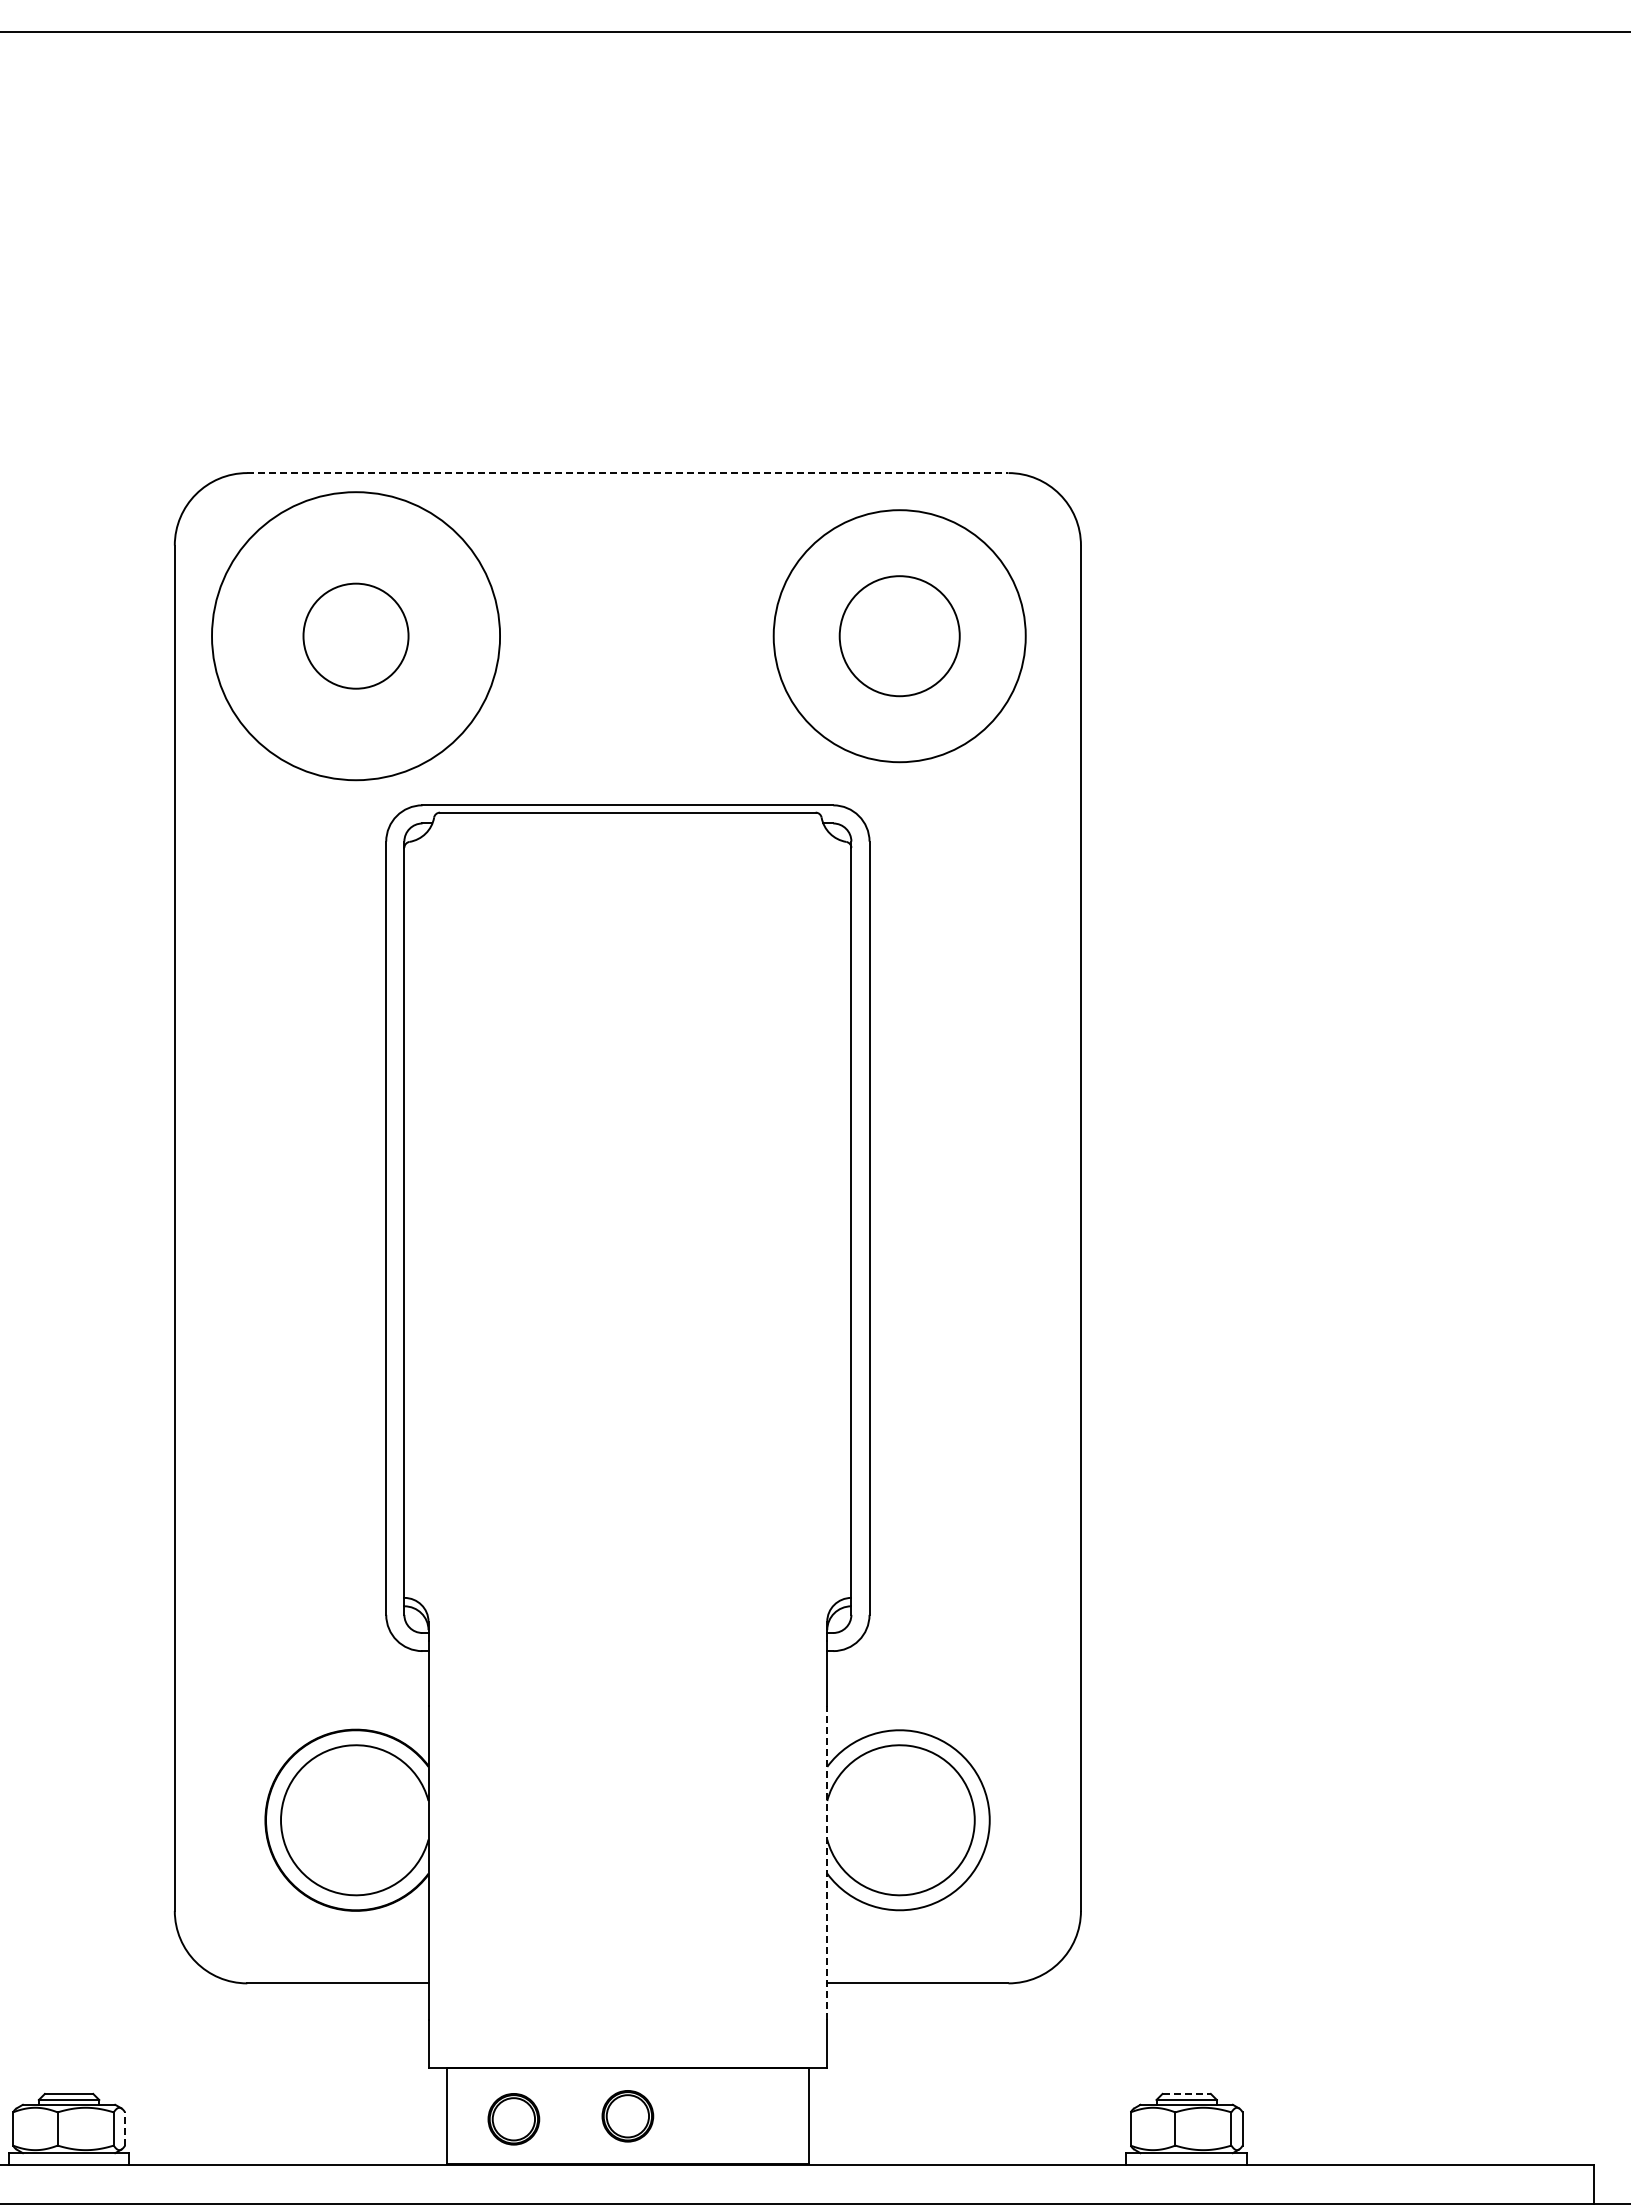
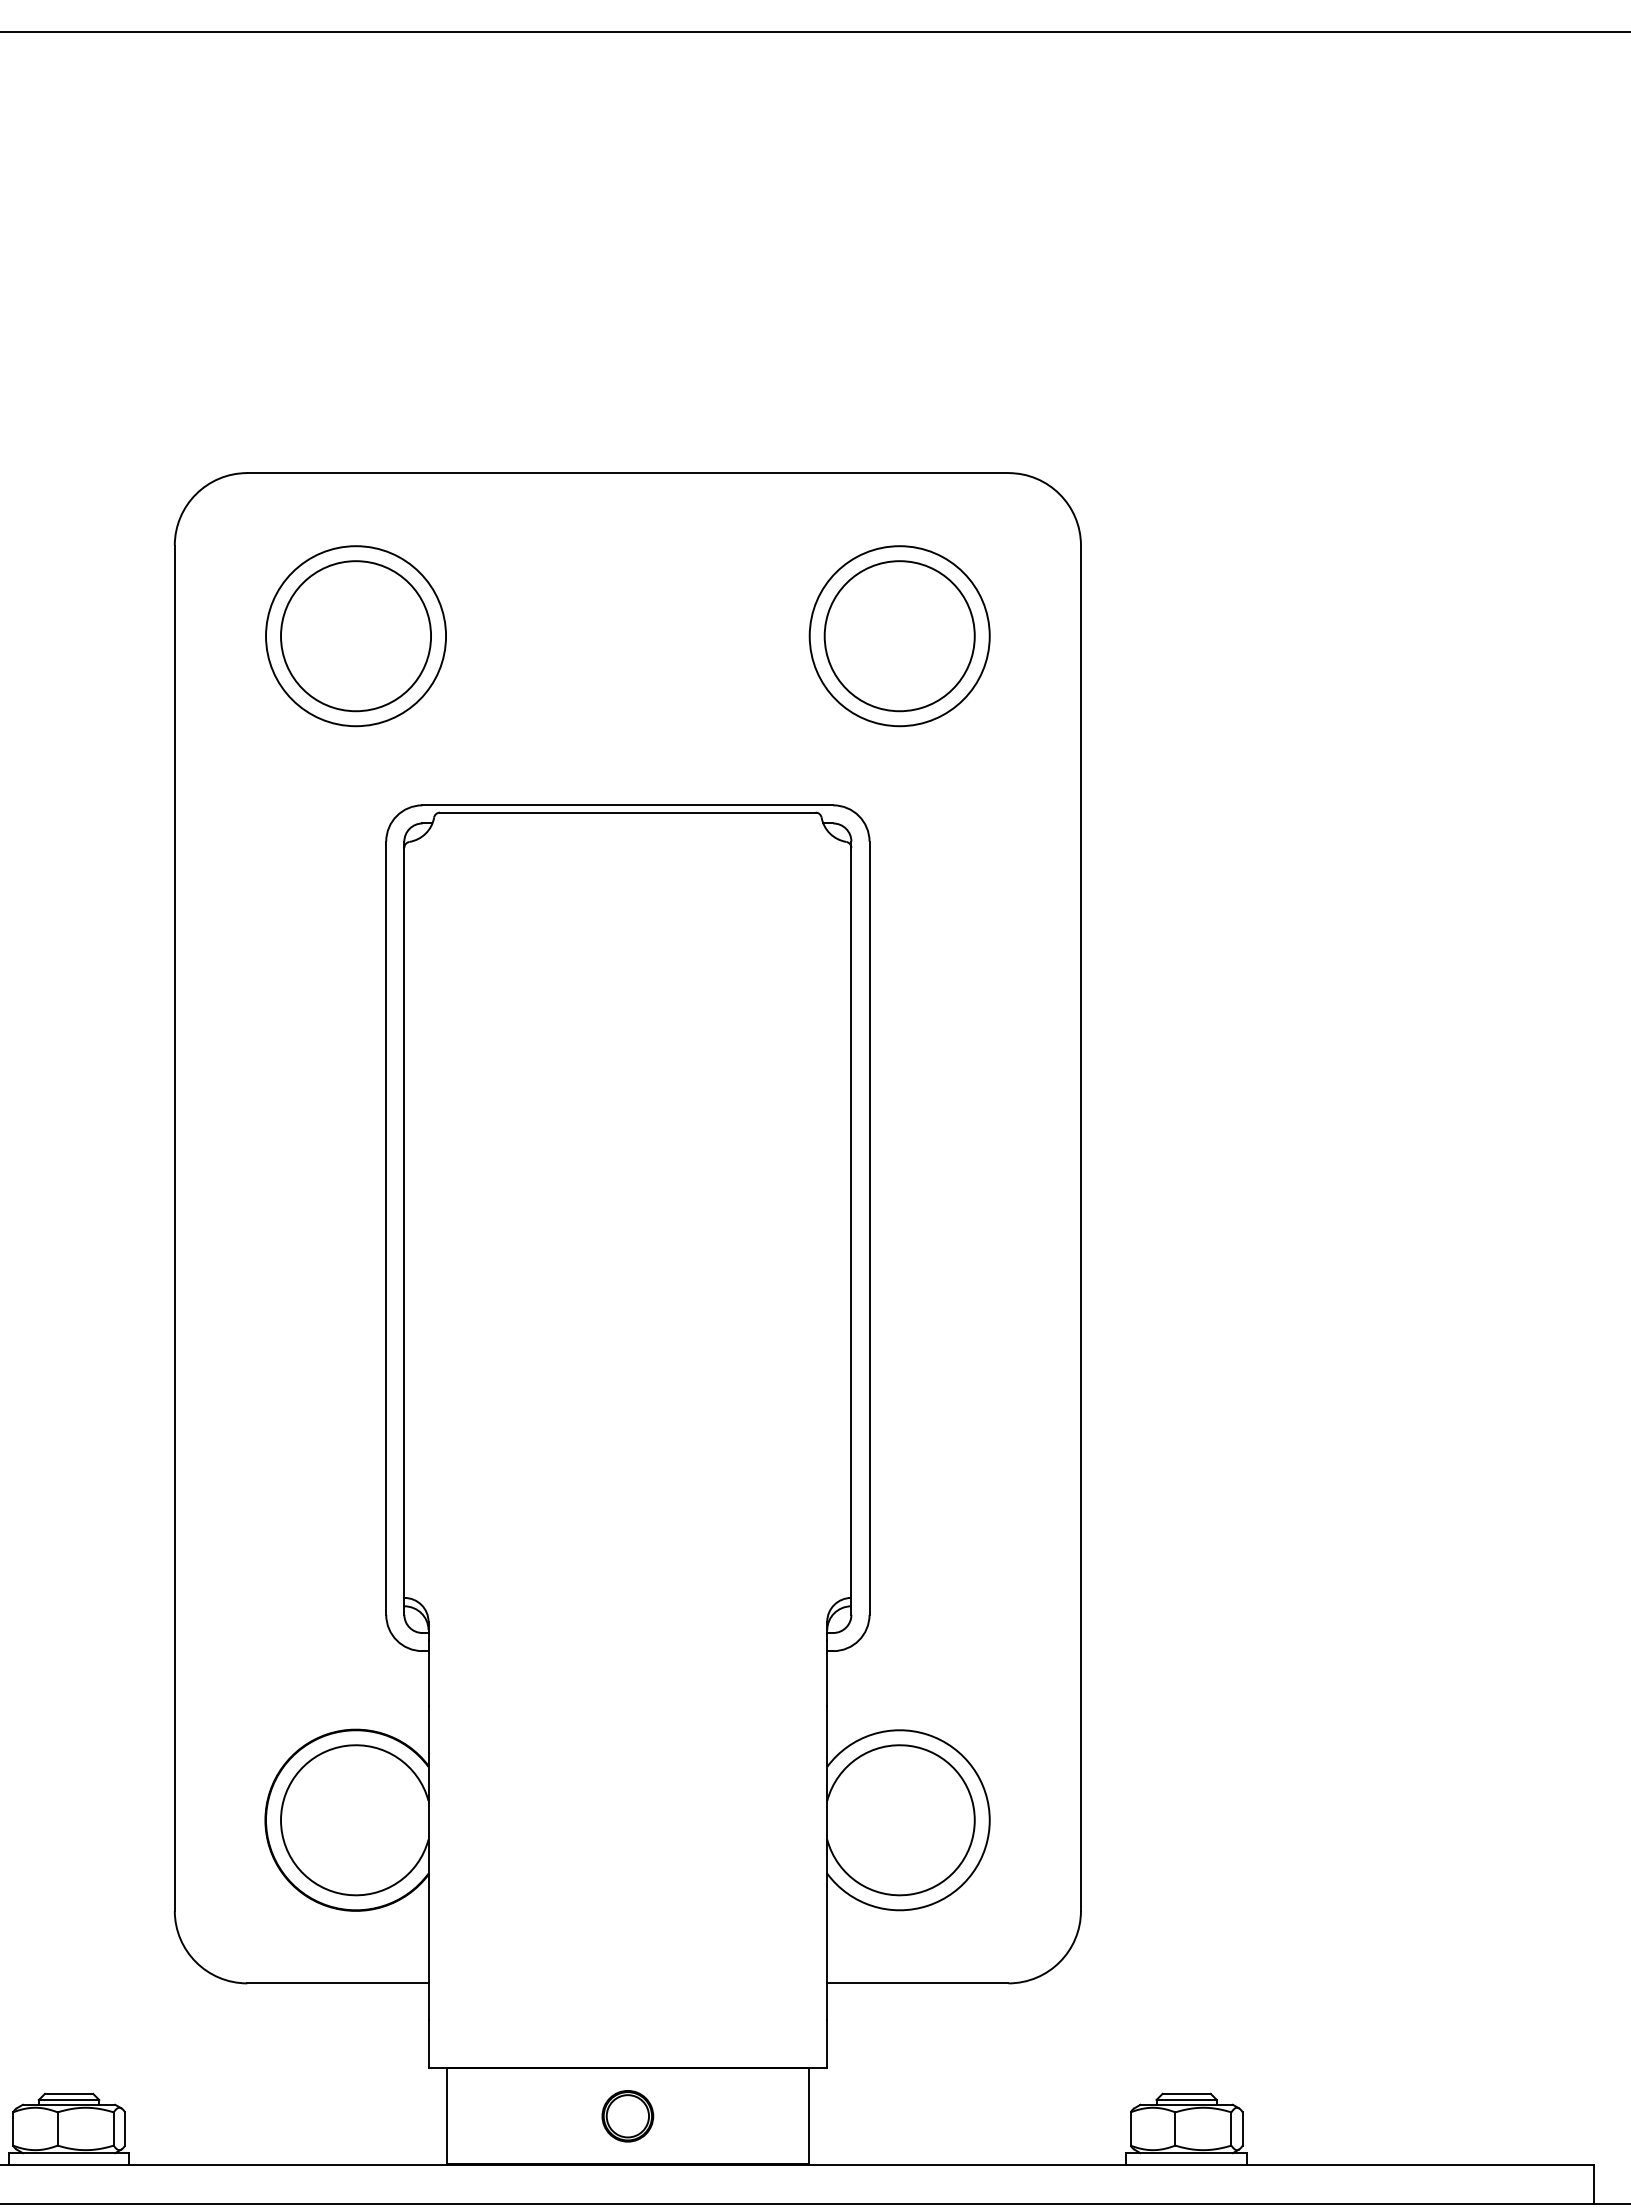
line: dashed -> solid (627, 473)
circle diameter: 105 px -> 150 px (356, 636)
circle diameter: 288 px -> 180 px (356, 636)
circle diameter: 120 px -> 150 px (899, 636)
circle diameter: 252 px -> 180 px (899, 636)
line: dashed -> solid (827, 1862)
line: dashed -> solid (1187, 2093)
part: present -> none (513, 2119)
line: dashed -> solid (125, 2128)
